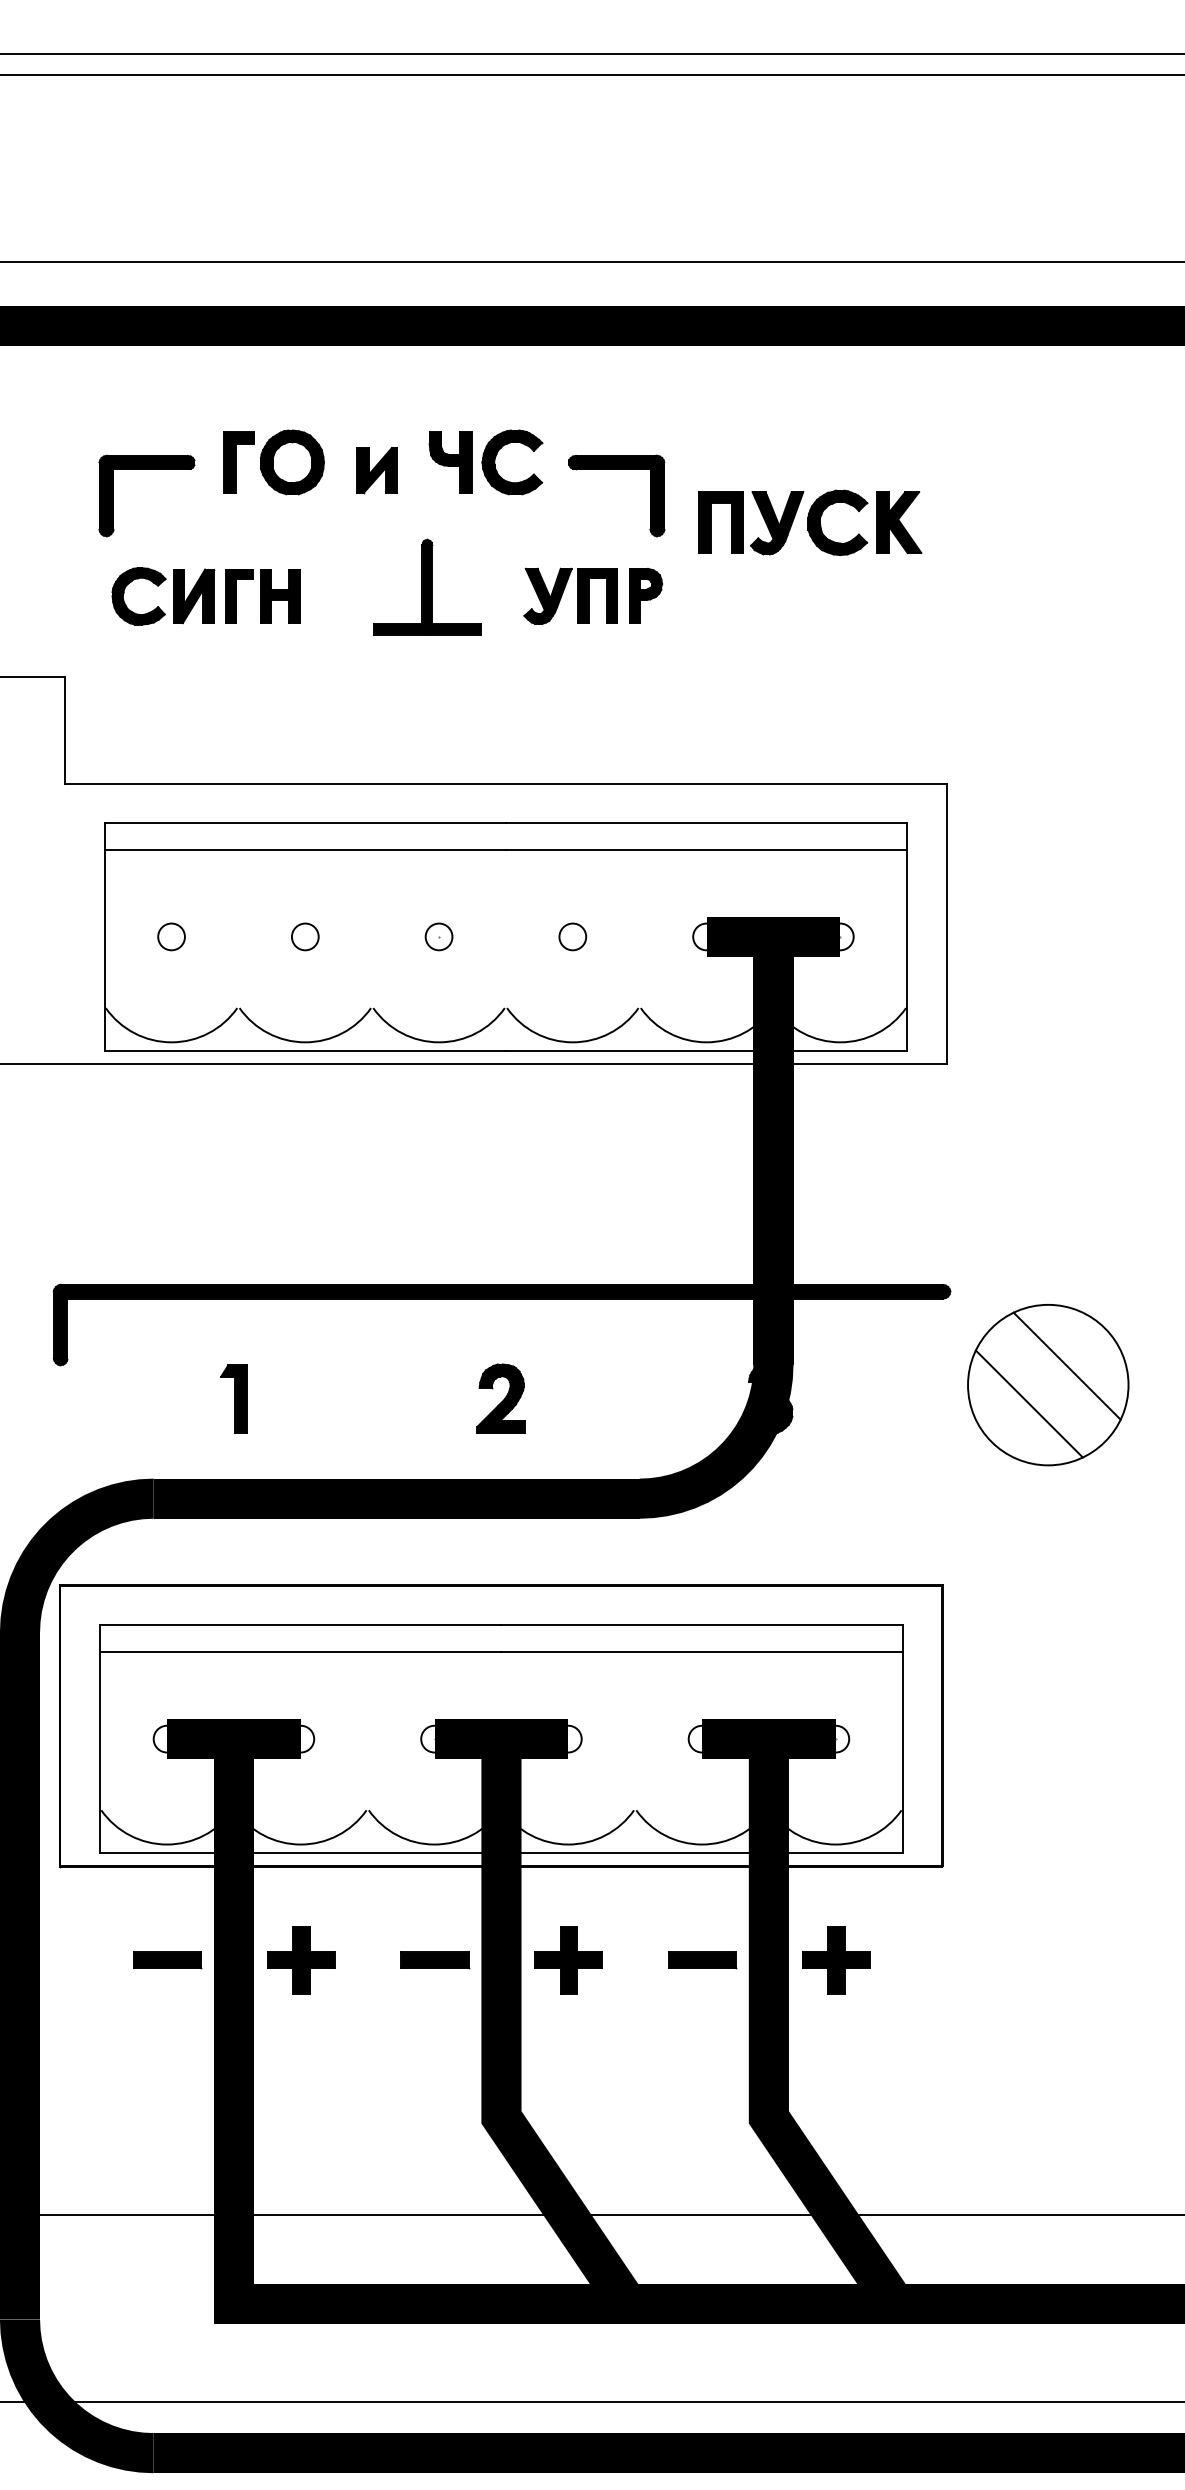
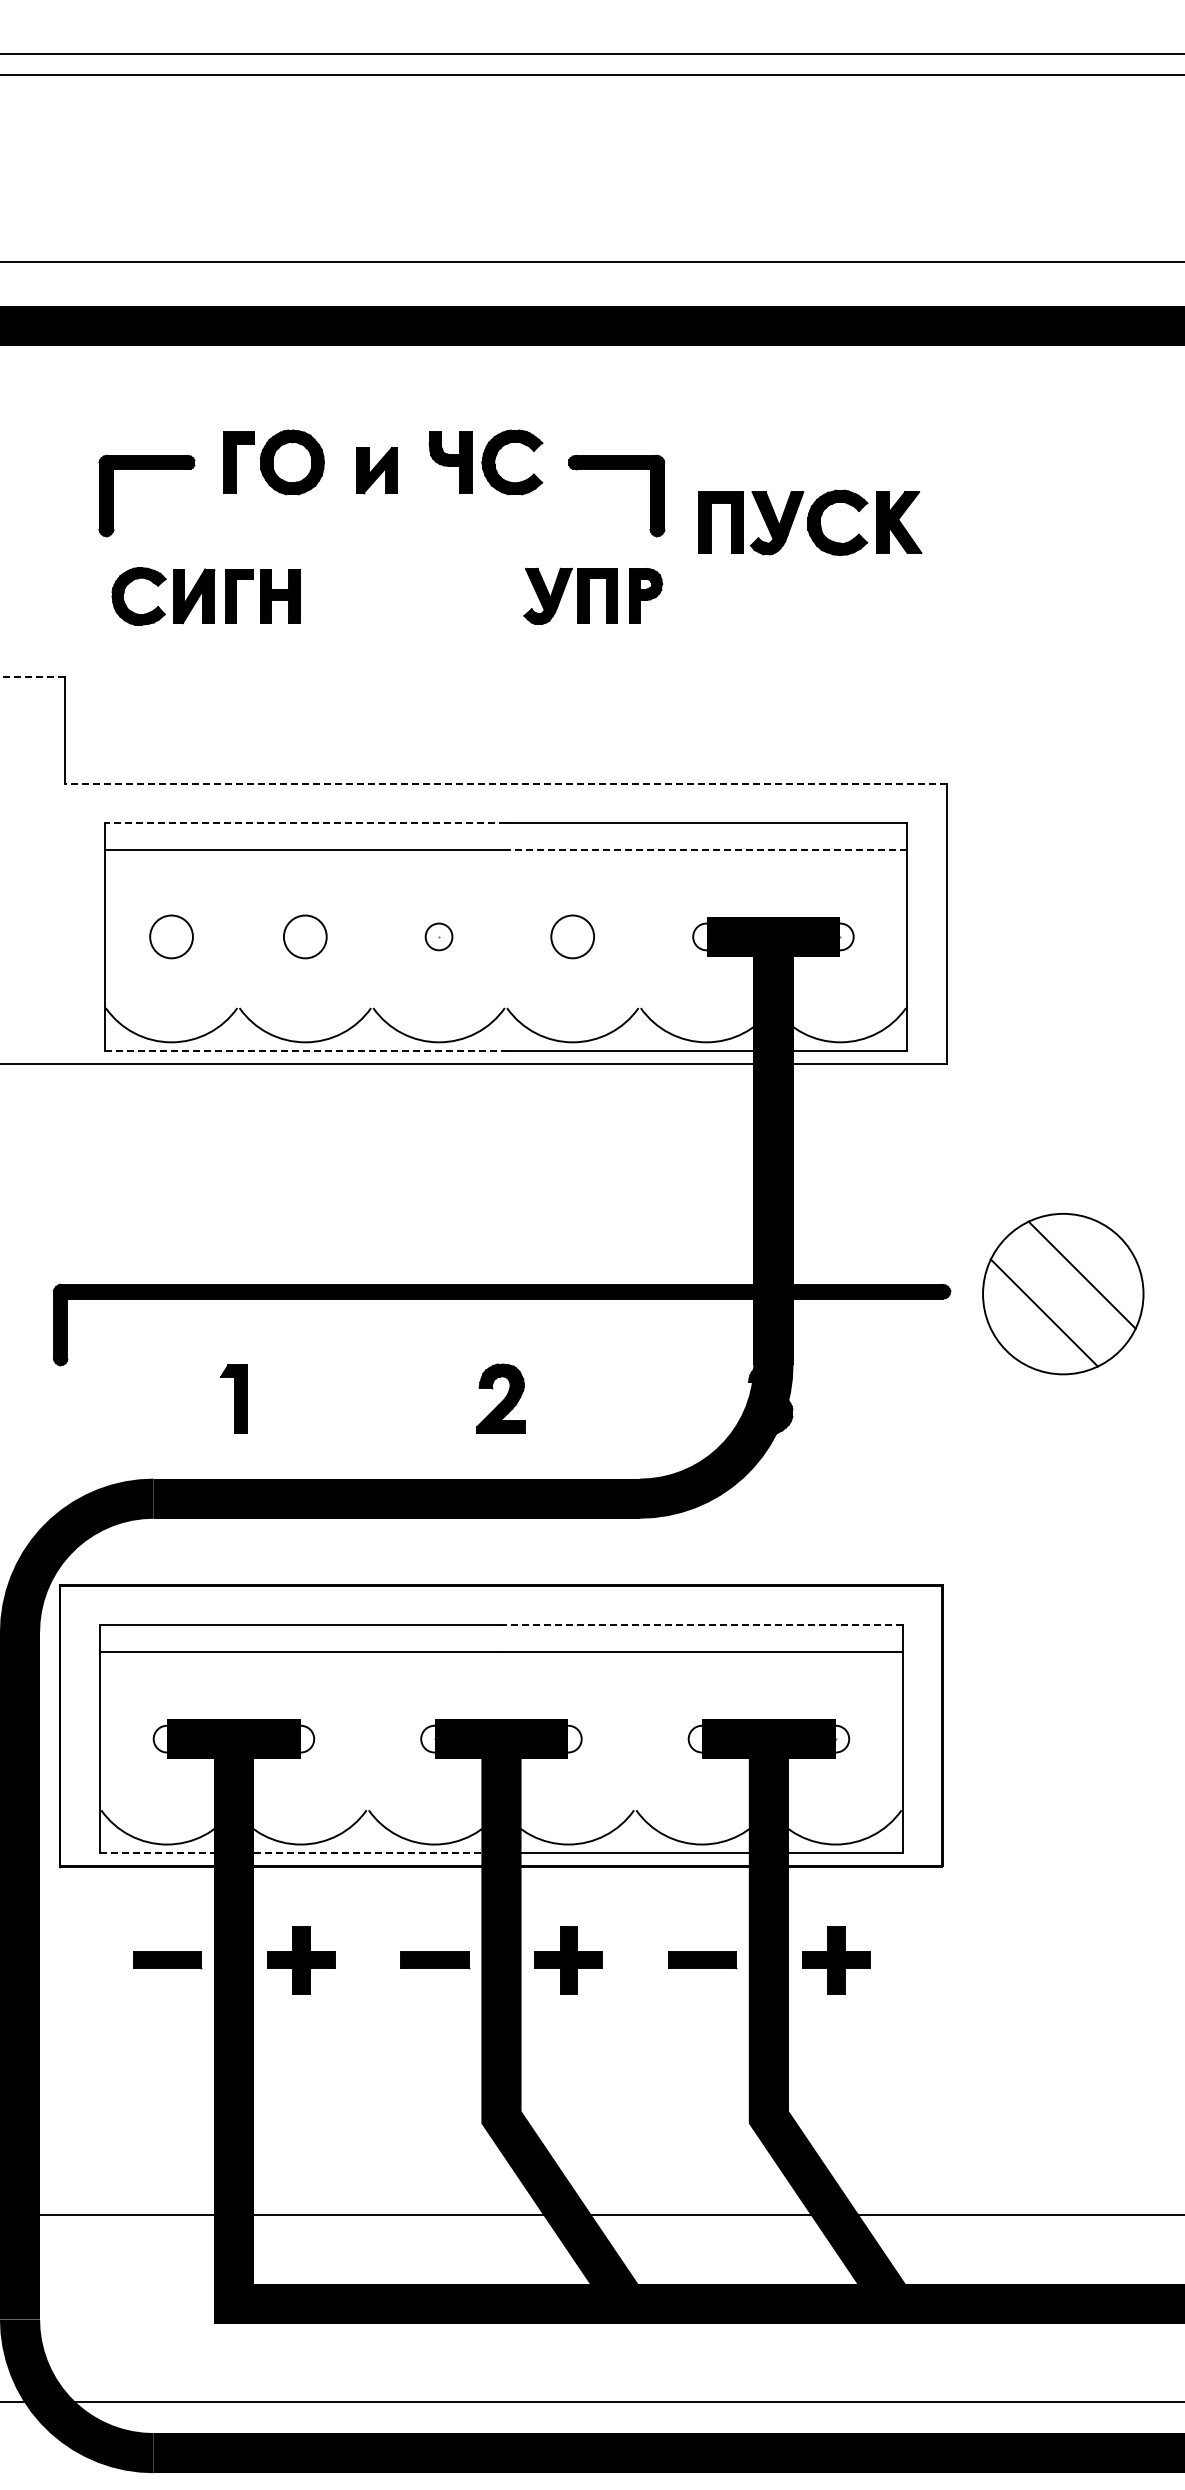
part: present -> none (427, 586)
line: solid -> dashed (32, 676)
line: solid -> dashed (505, 783)
line: solid -> dashed (305, 823)
line: solid -> dashed (706, 850)
circle diameter: 27 px -> 43 px (171, 936)
circle diameter: 27 px -> 43 px (304, 936)
circle size: 30x30 px -> 45x46 px (572, 936)
line: solid -> dashed (305, 1050)
part position: (1048, 1385) -> (1063, 1294) (1063, 1294)
line: solid -> dashed (702, 1625)
line: solid -> dashed (300, 1852)
